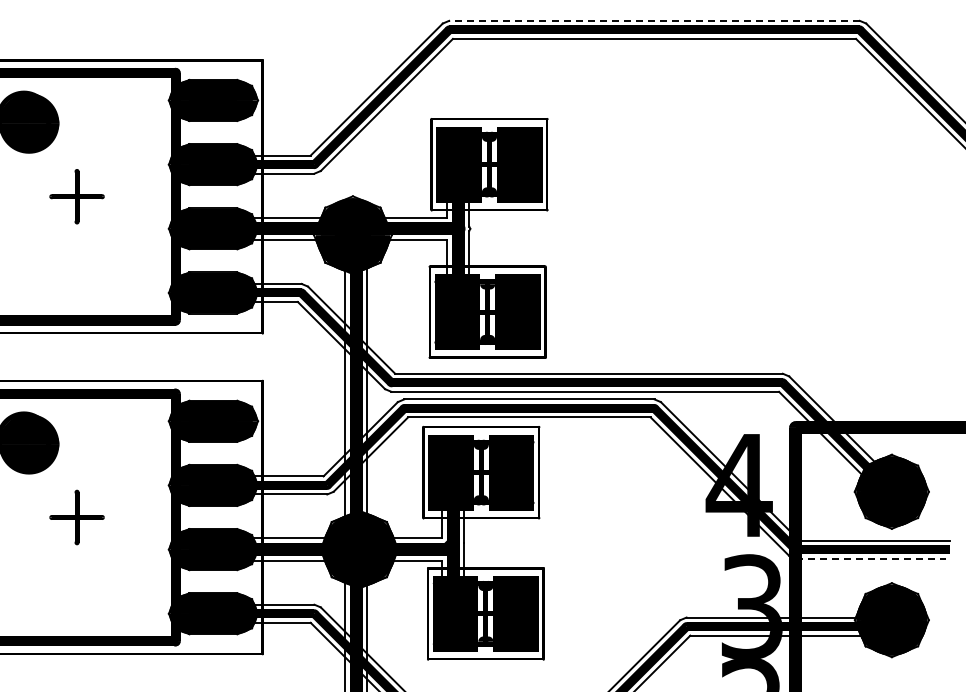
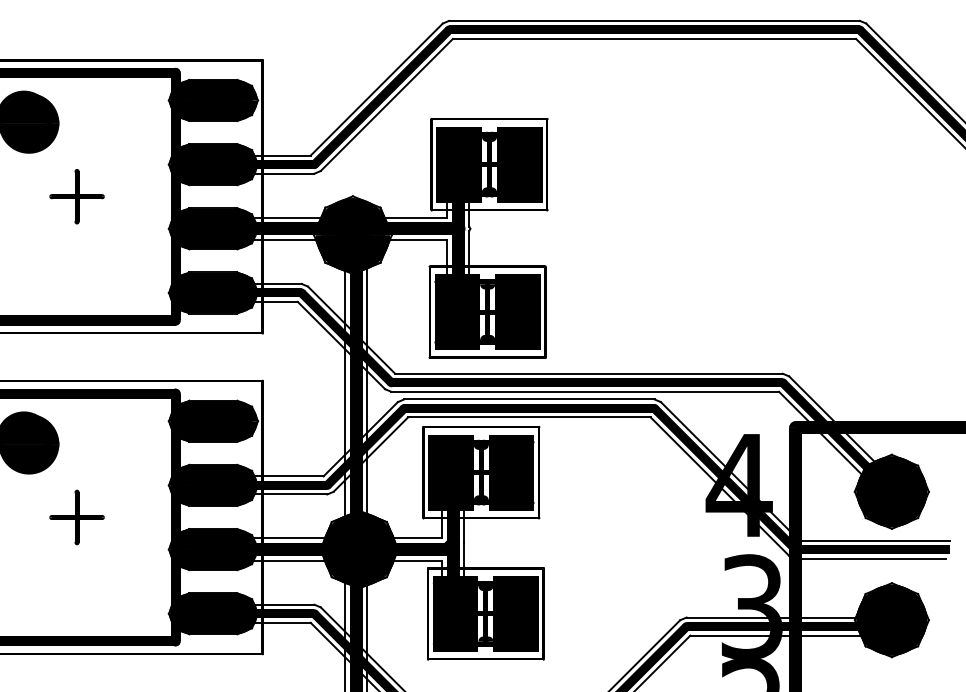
line: dashed -> solid (654, 20)
line: dashed -> solid (871, 558)
